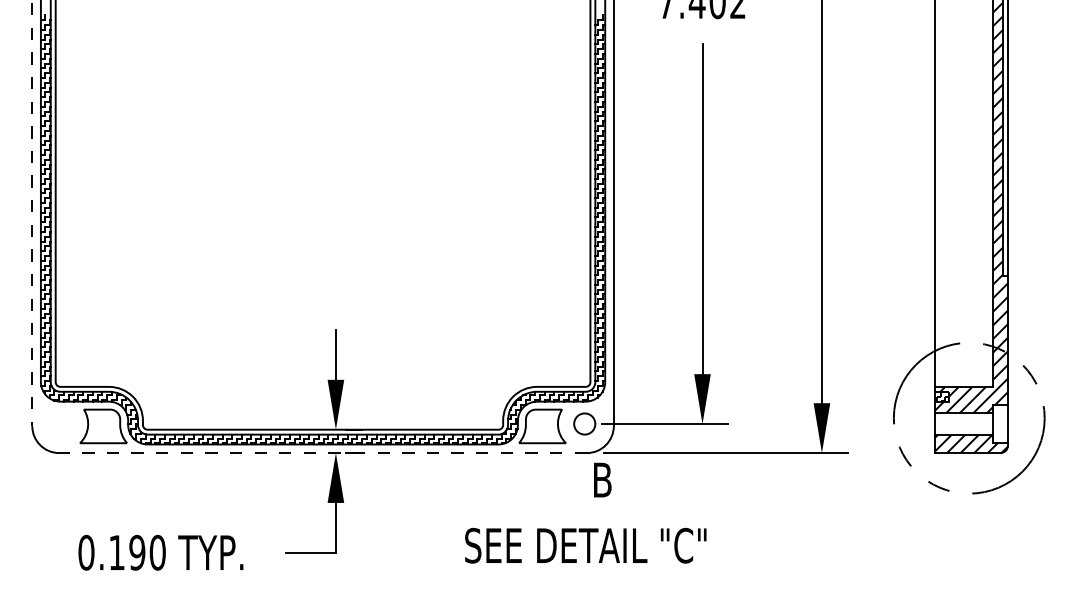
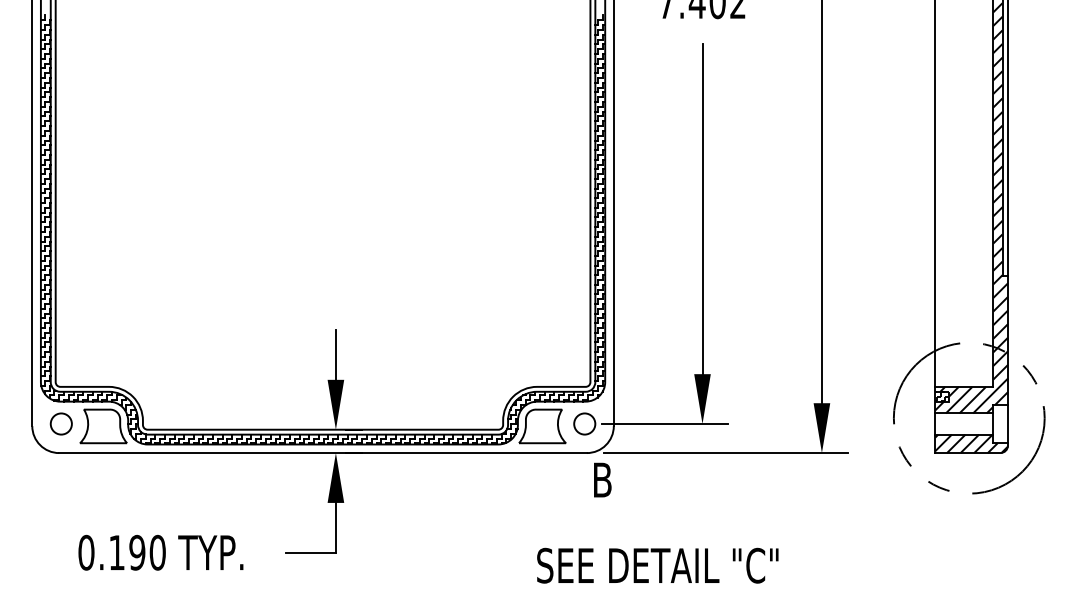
line: dashed -> solid (32, 213)
circle: none -> present (60, 423)
line: dashed -> solid (323, 453)
text position: (585, 545) -> (657, 565) (657, 565)
